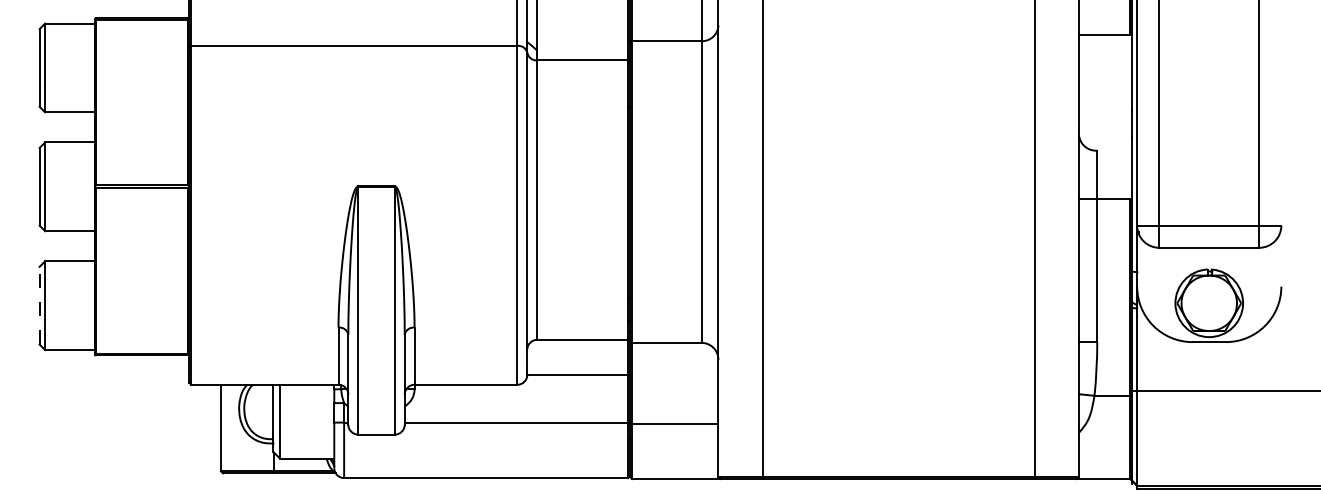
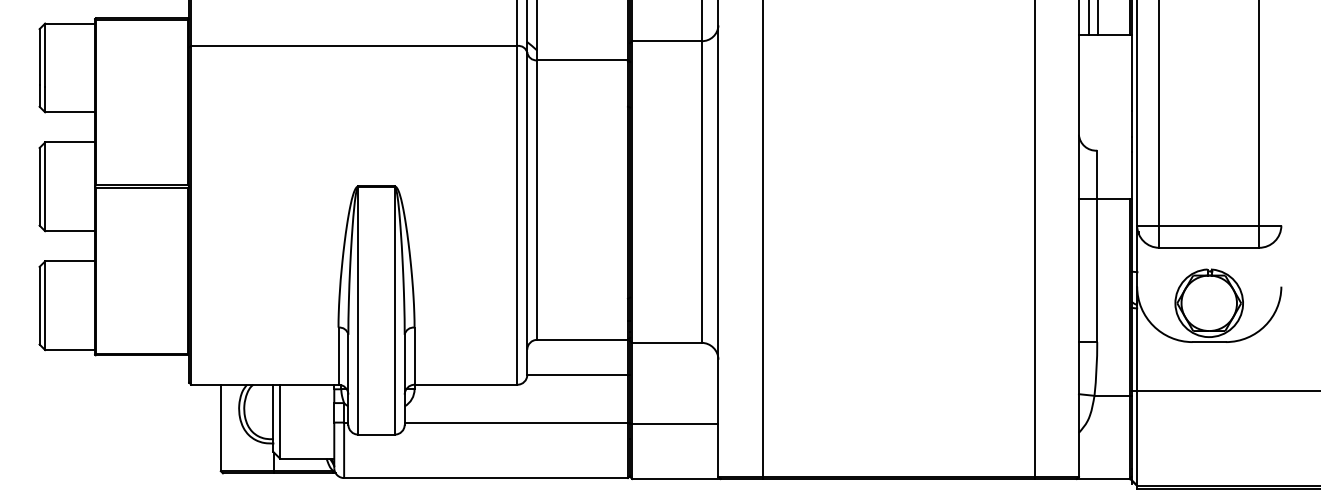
line: none -> present (1089, 18)
line: none -> present (1097, 18)
line: dashed -> solid (39, 305)
